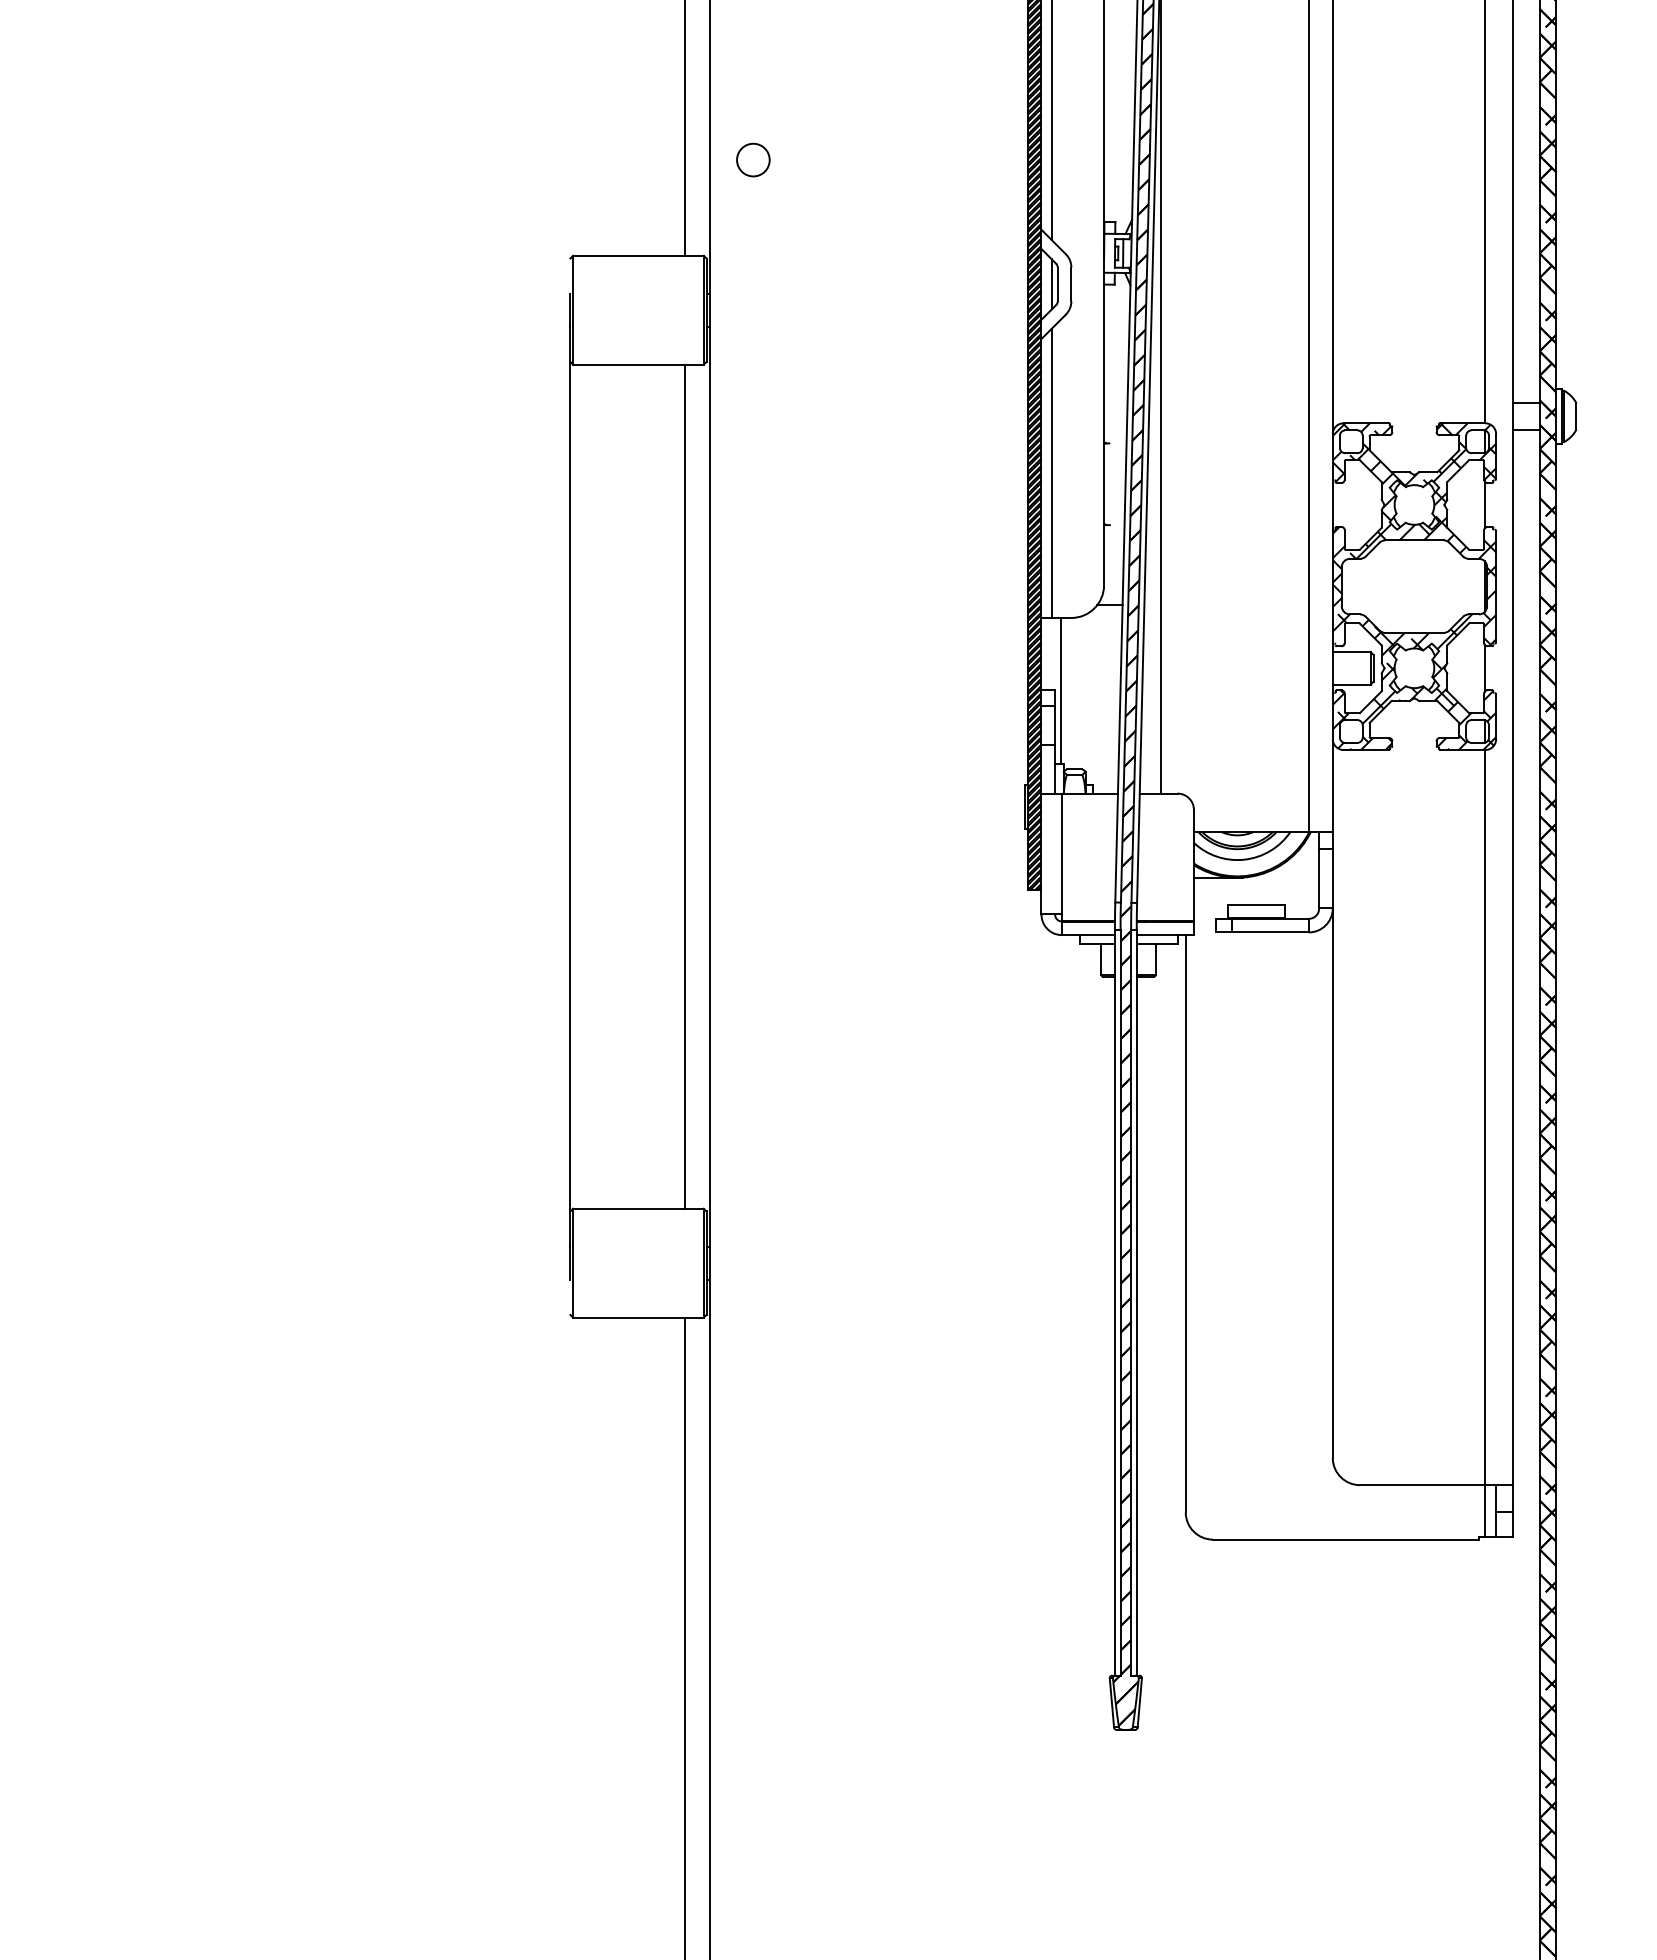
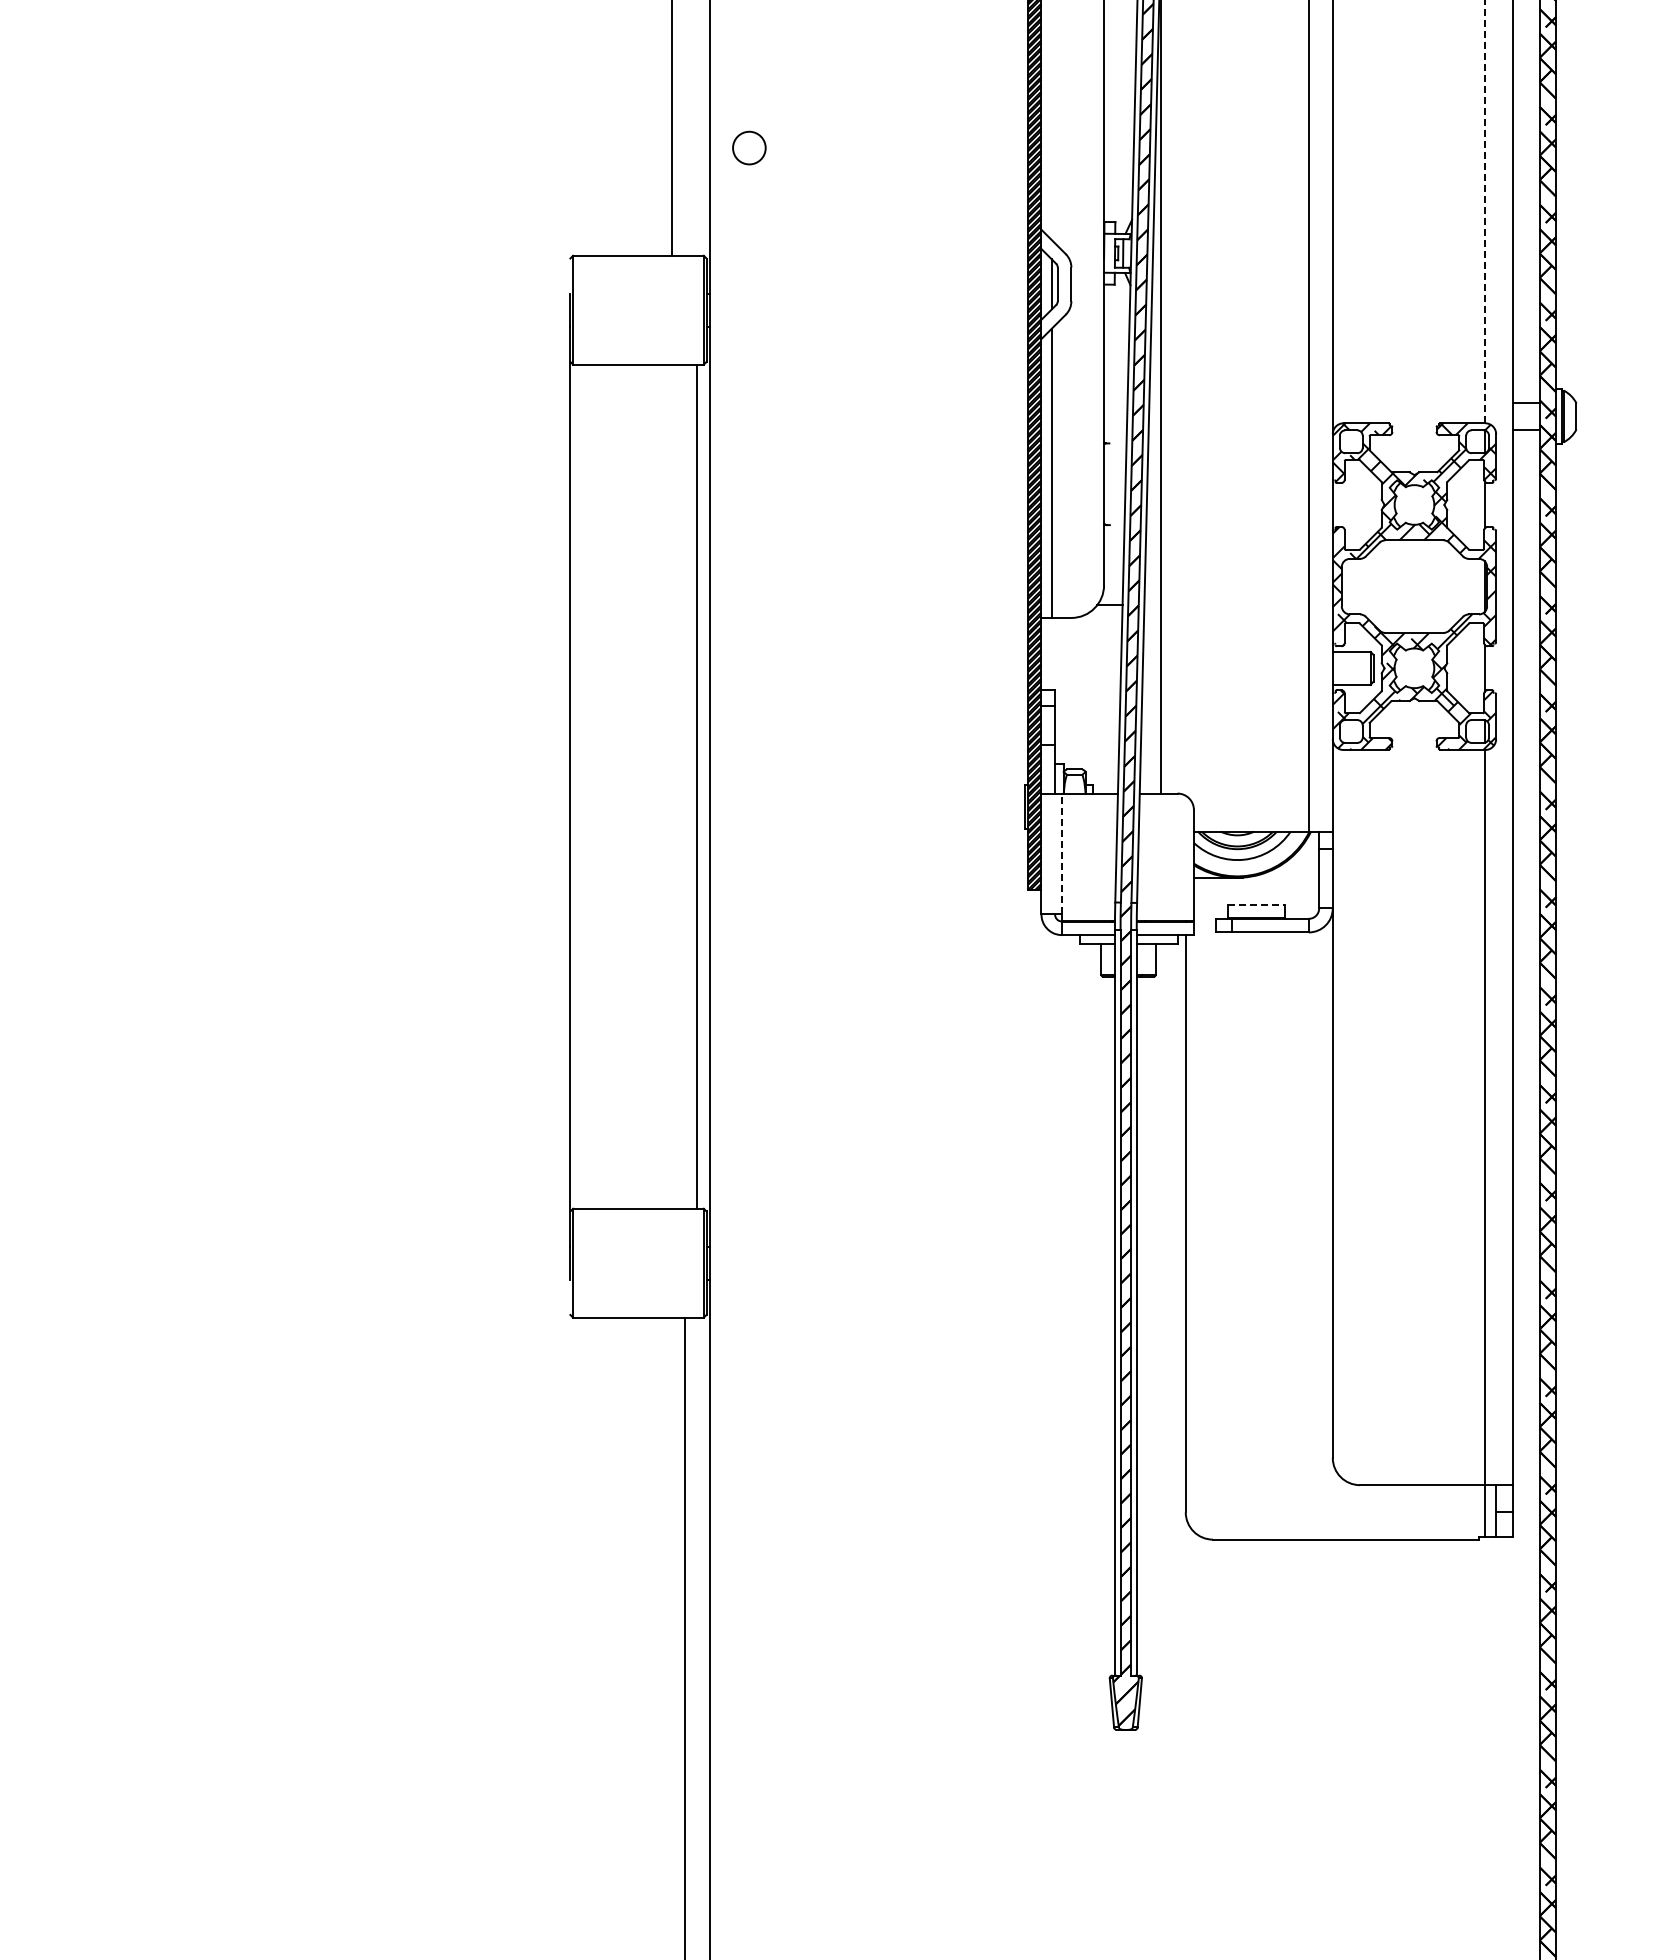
line: present -> none (1051, 121)
line position: (684, 128) -> (671, 128) (671, 128)
circle position: (753, 159) -> (749, 147) (749, 147)
line: solid -> dashed (1484, 211)
line: present -> none (1060, 690)
line position: (684, 786) -> (696, 786) (696, 786)
line: solid -> dashed (1062, 853)
line: solid -> dashed (1256, 905)
